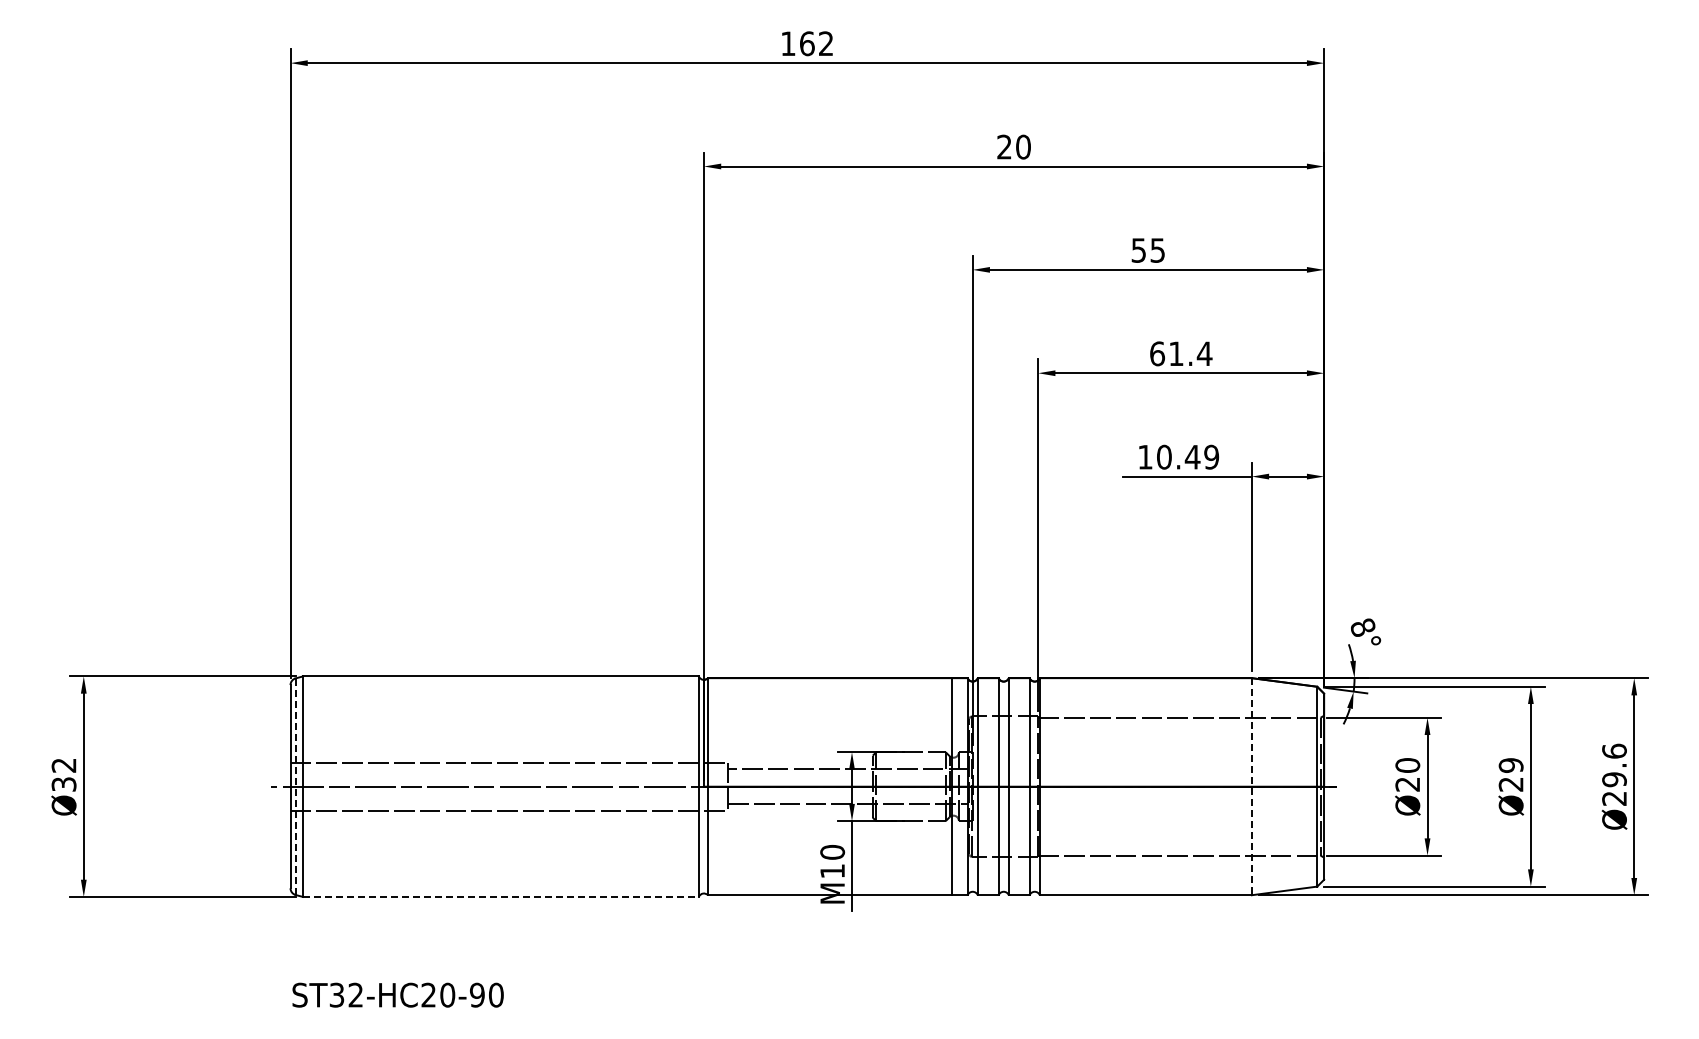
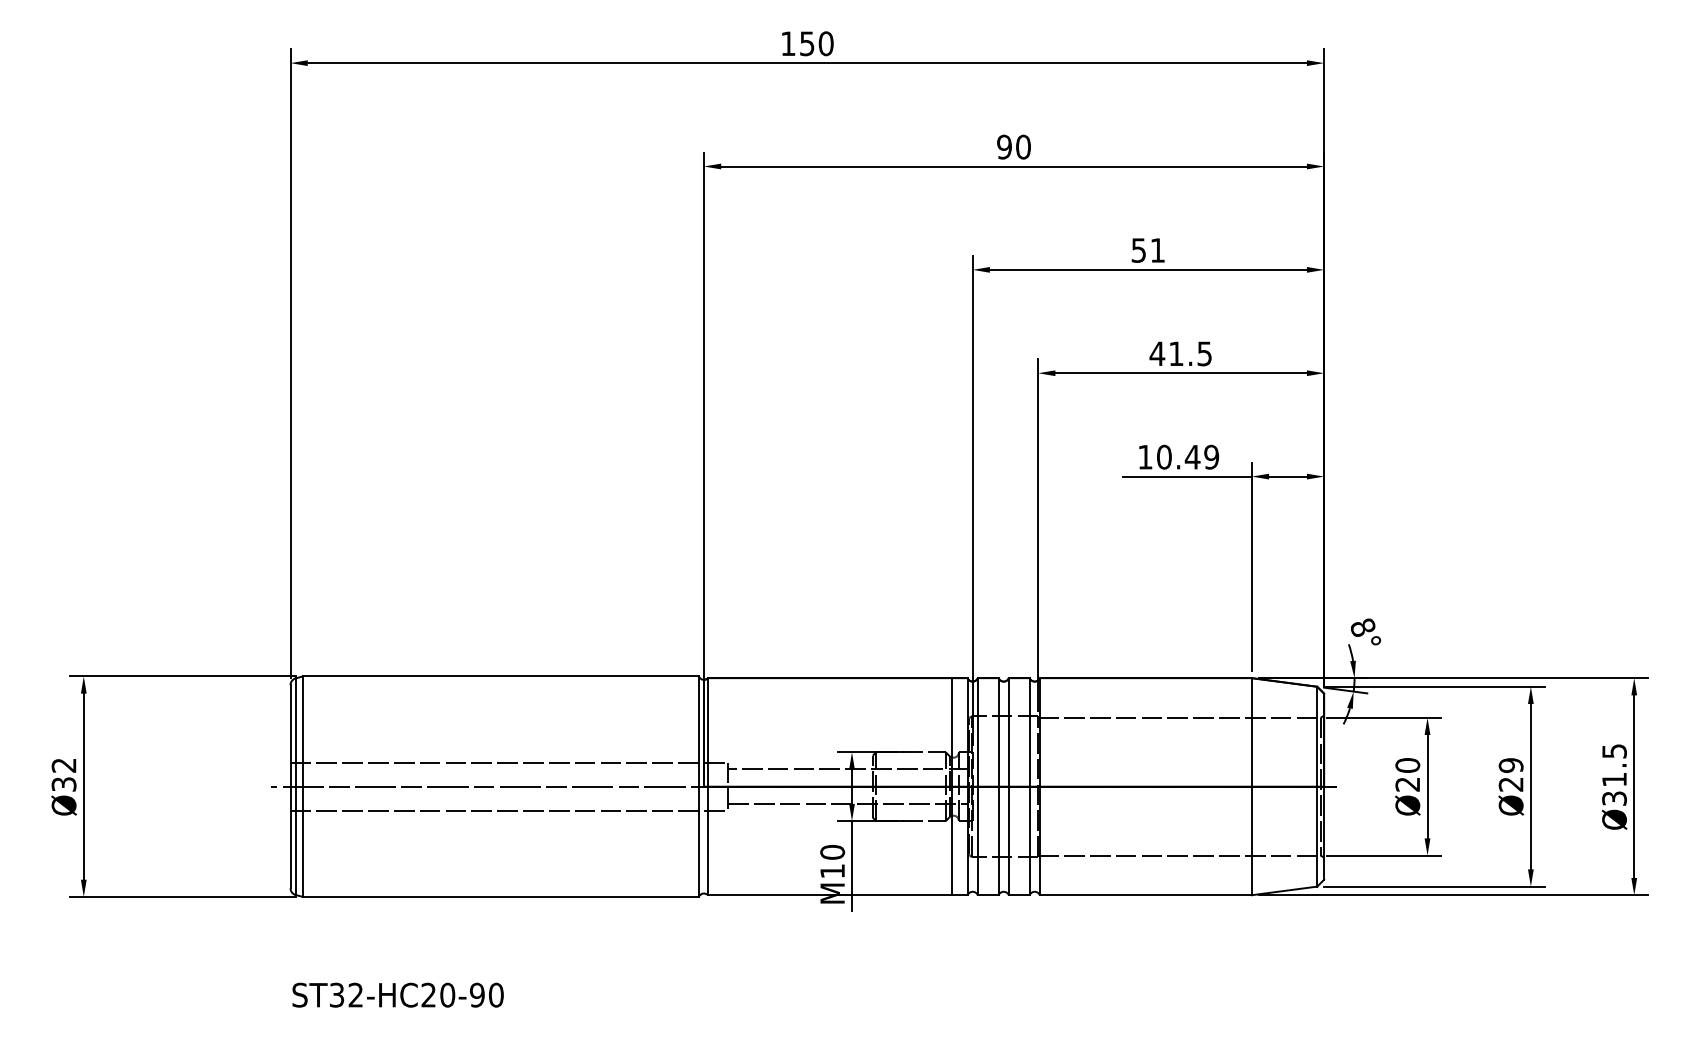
text: 162 -> 150 (816, 43)
text: 20 -> 90 (1004, 146)
text: 55 -> 51 (1157, 250)
text: 61.4 -> 41.5 (1180, 353)
text: Ø29.6 -> Ø31.5 (1614, 774)
line: dashed -> solid (295, 786)
line: dashed -> solid (1251, 786)
line: dashed -> solid (500, 896)
